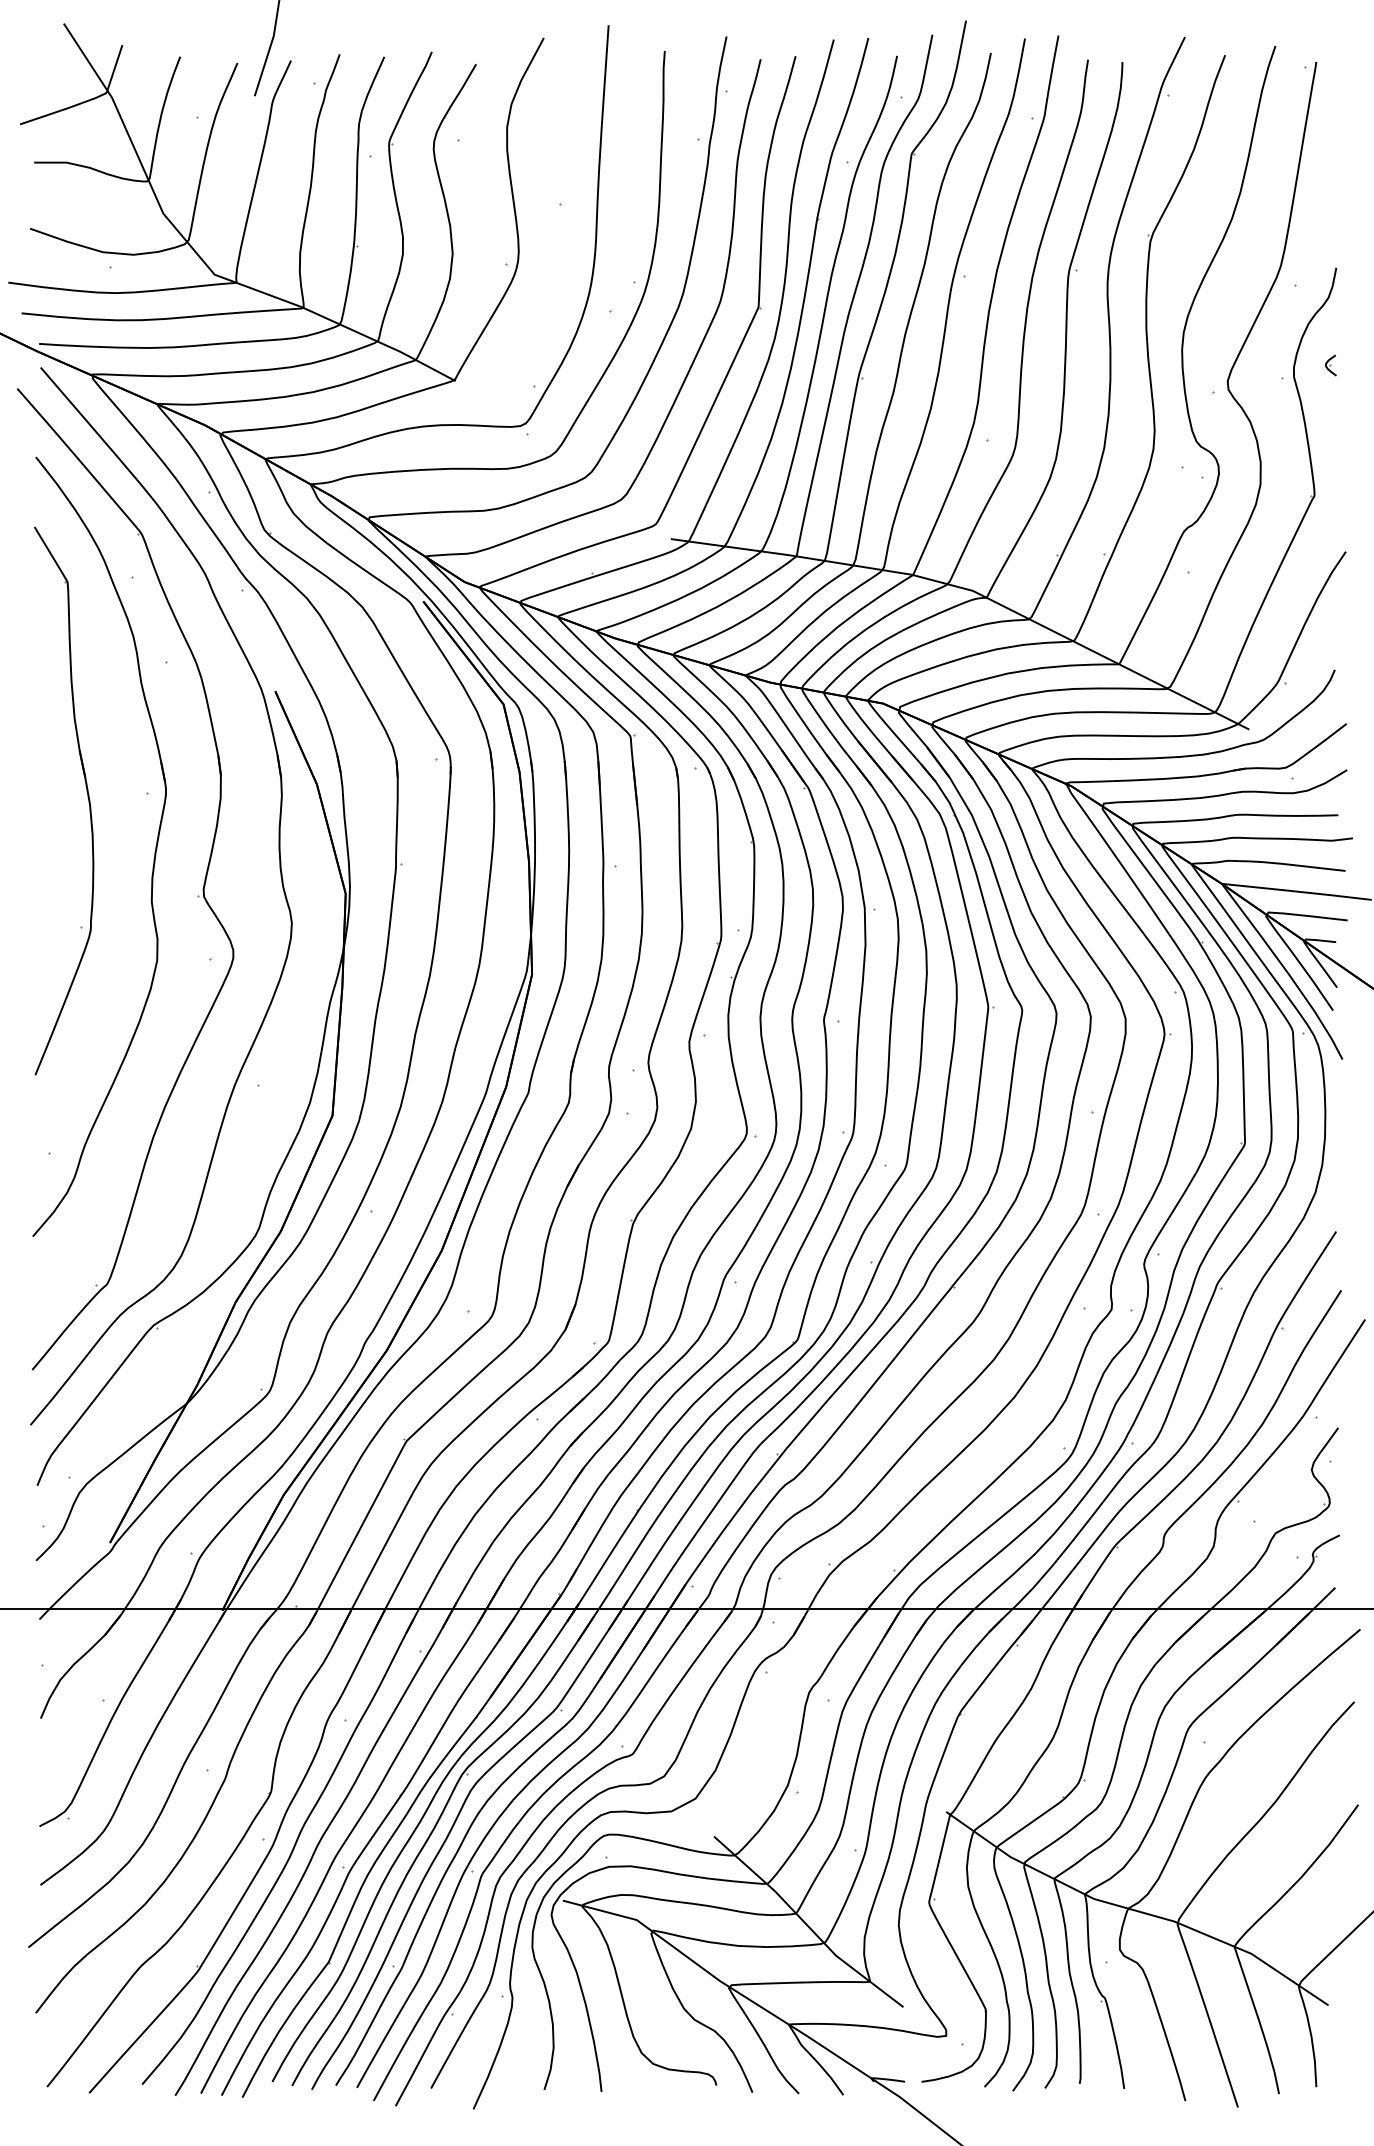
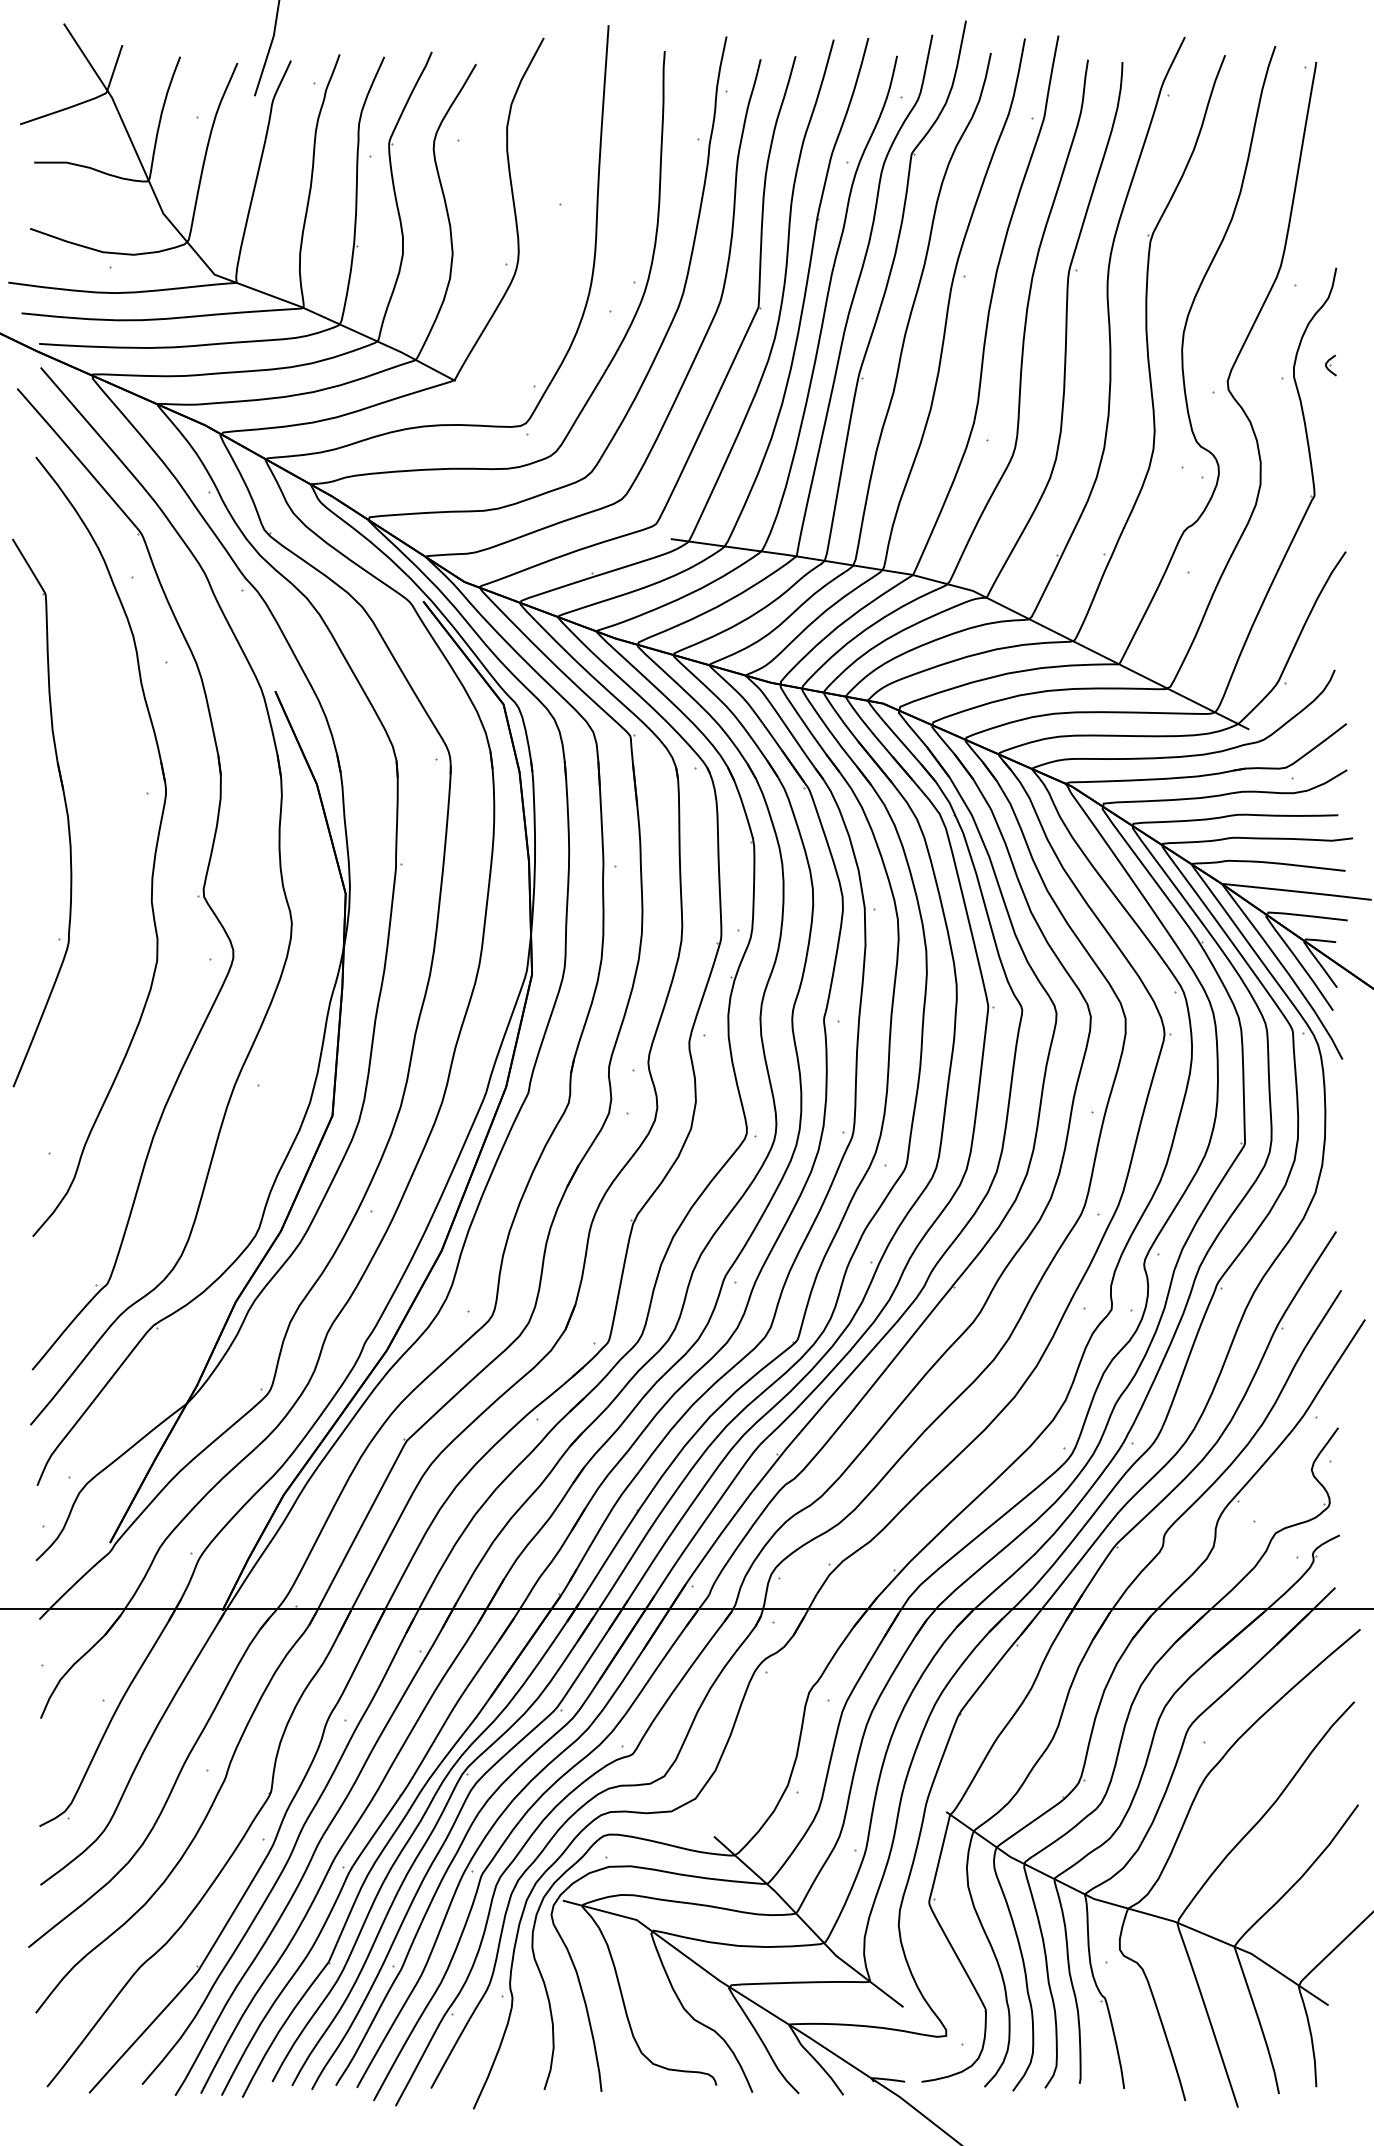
part position: (87, 797) -> (65, 809) (65, 809)
